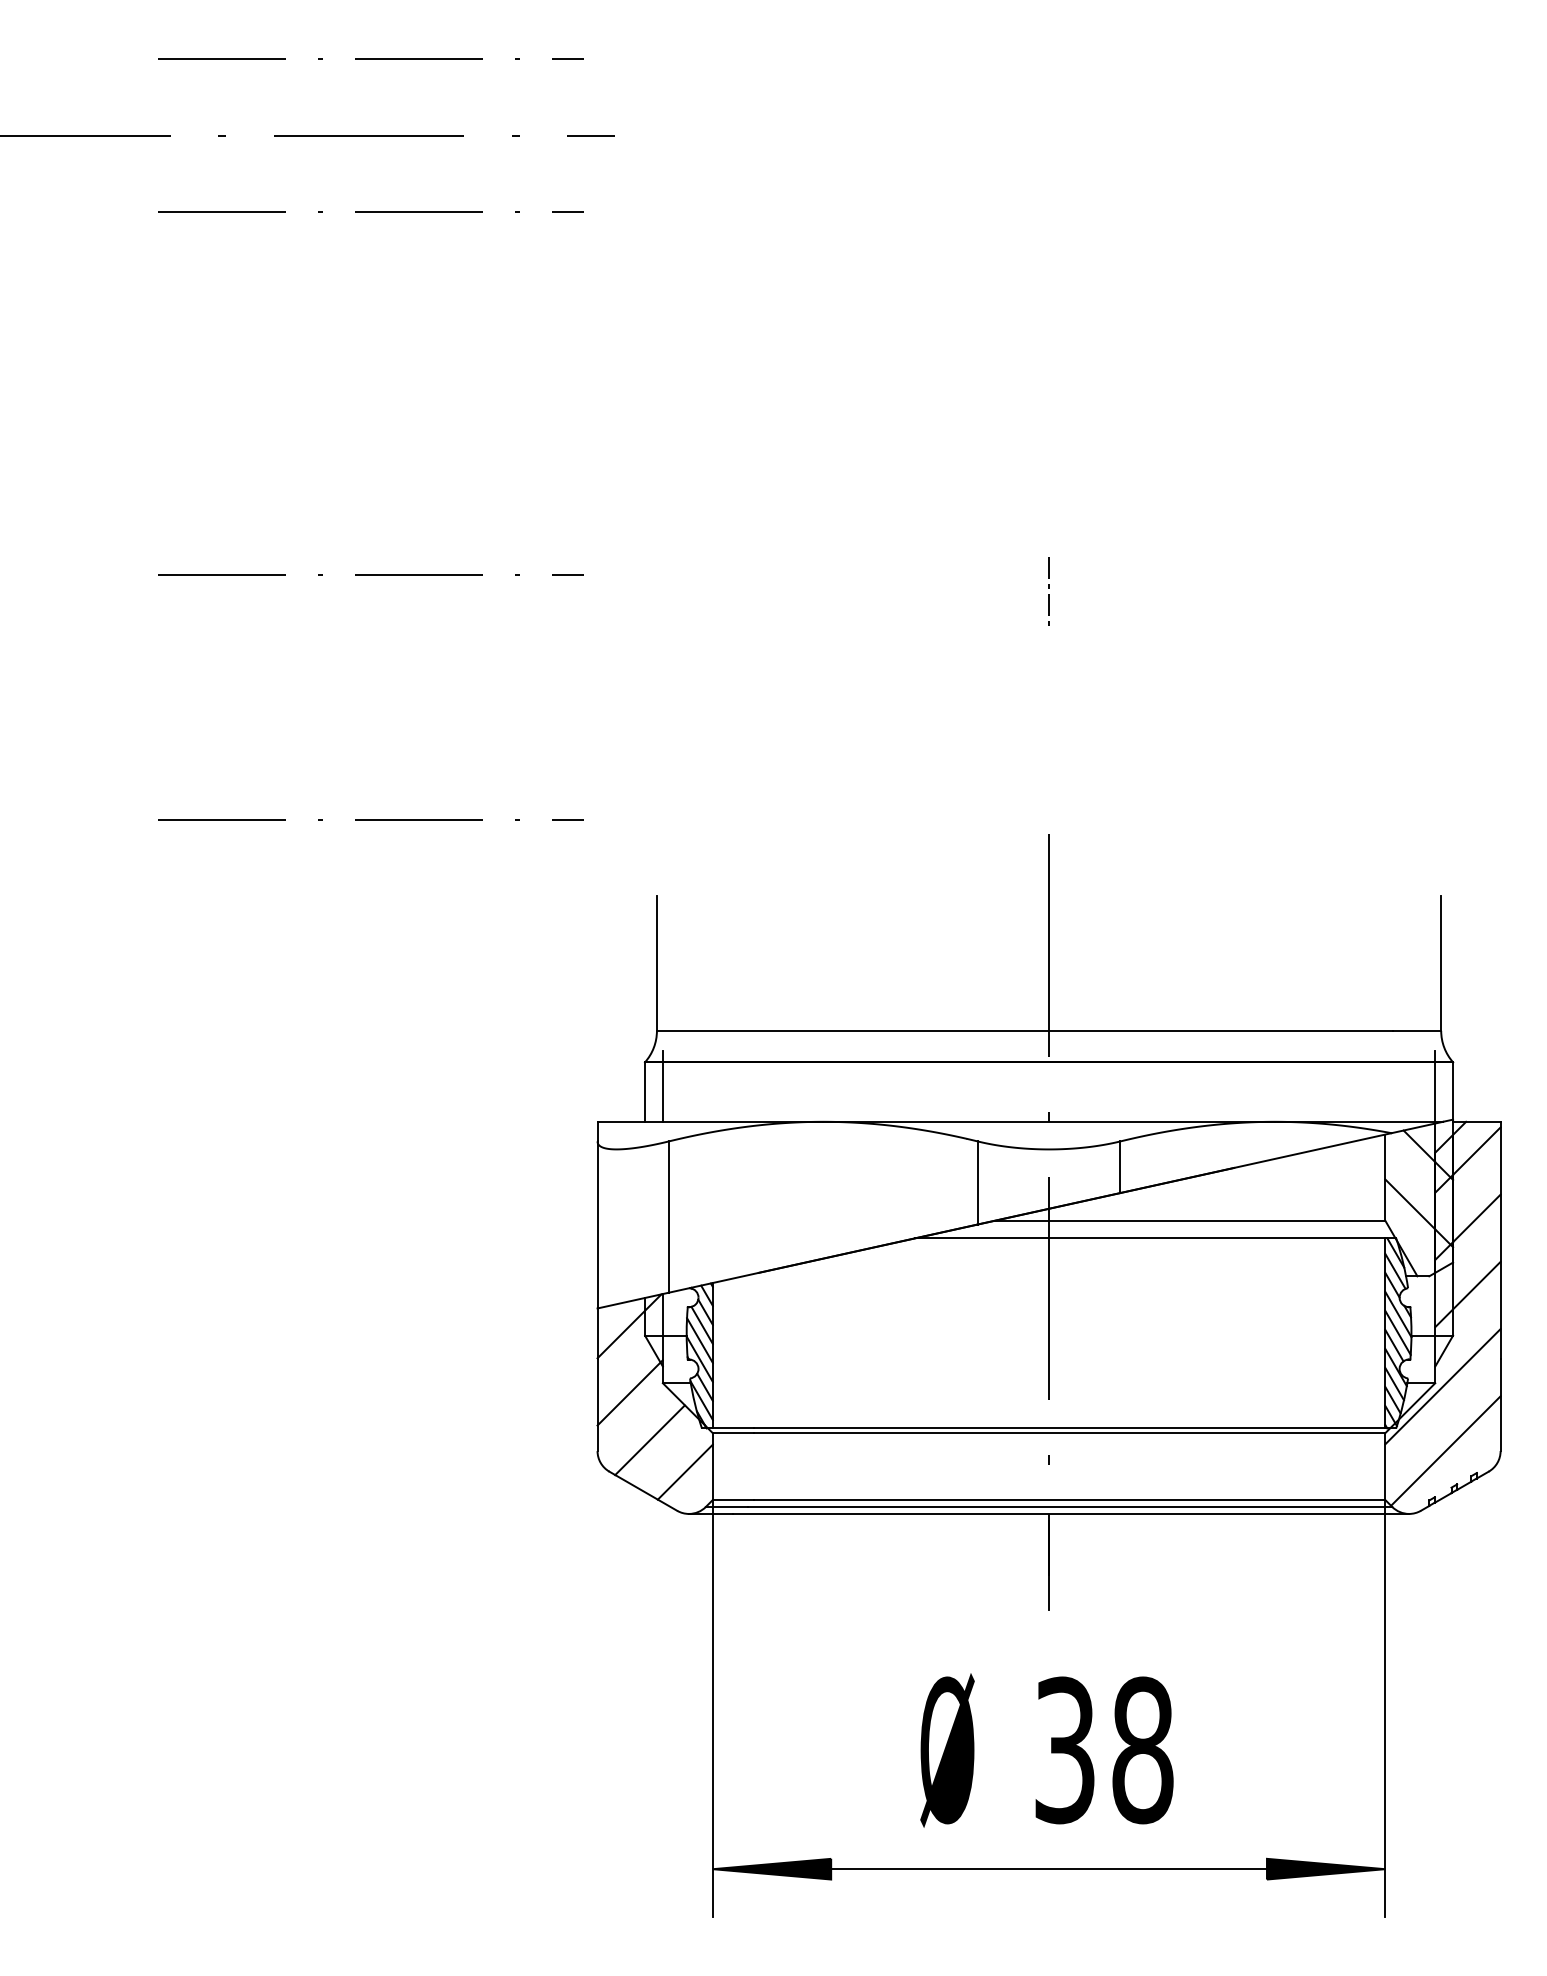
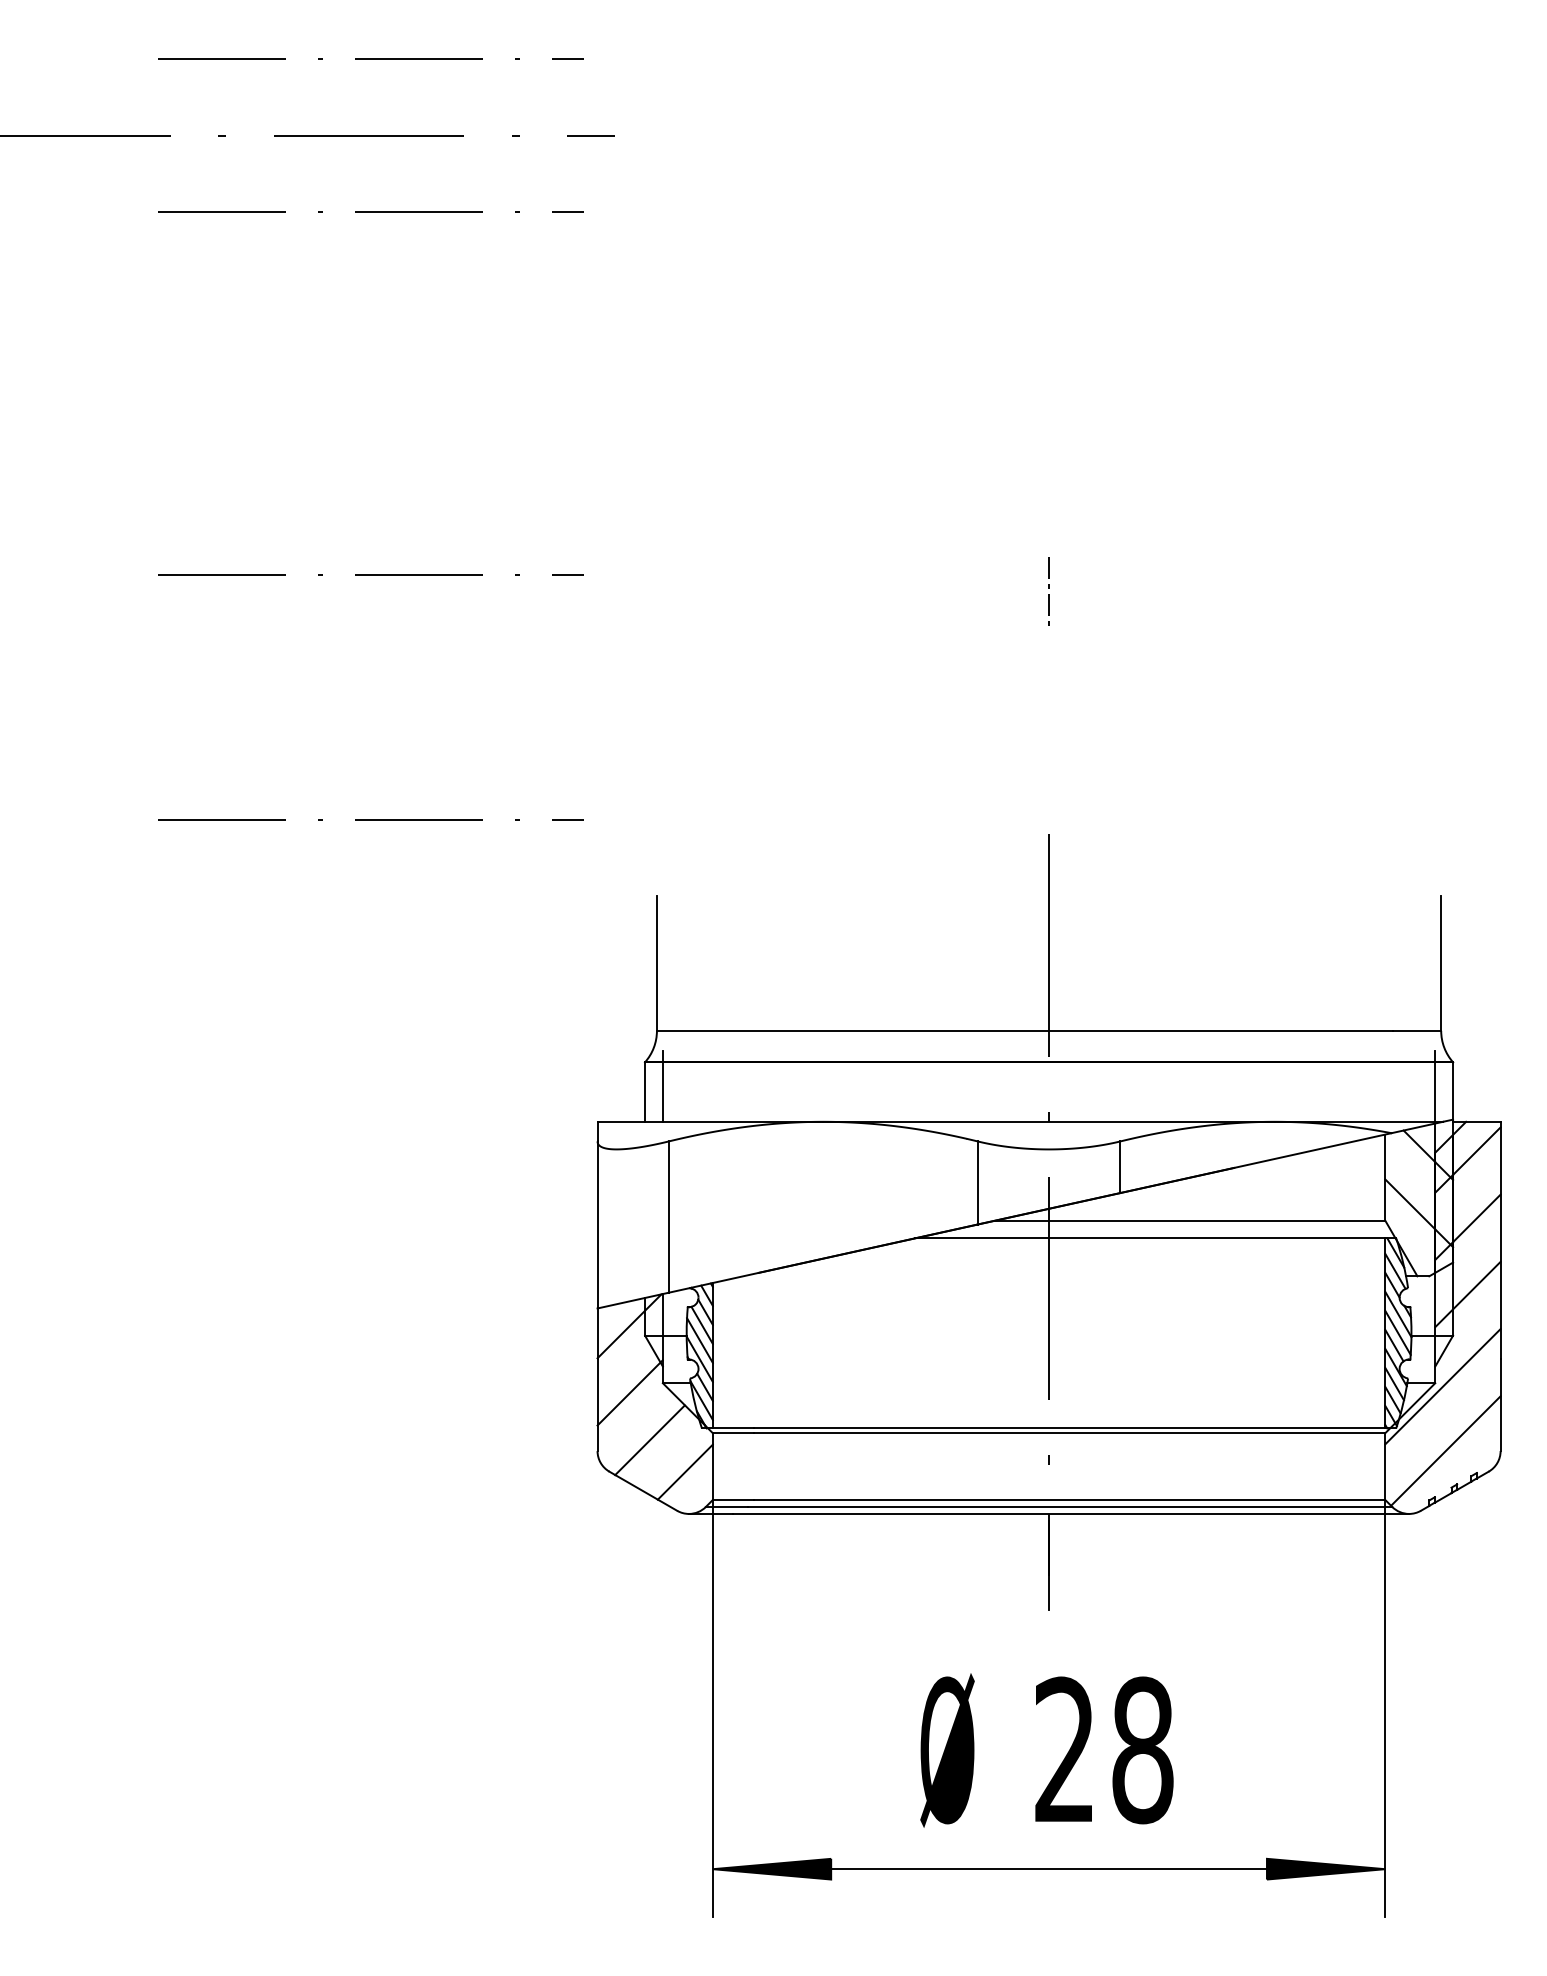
text: 38 -> 28 (1064, 1750)
